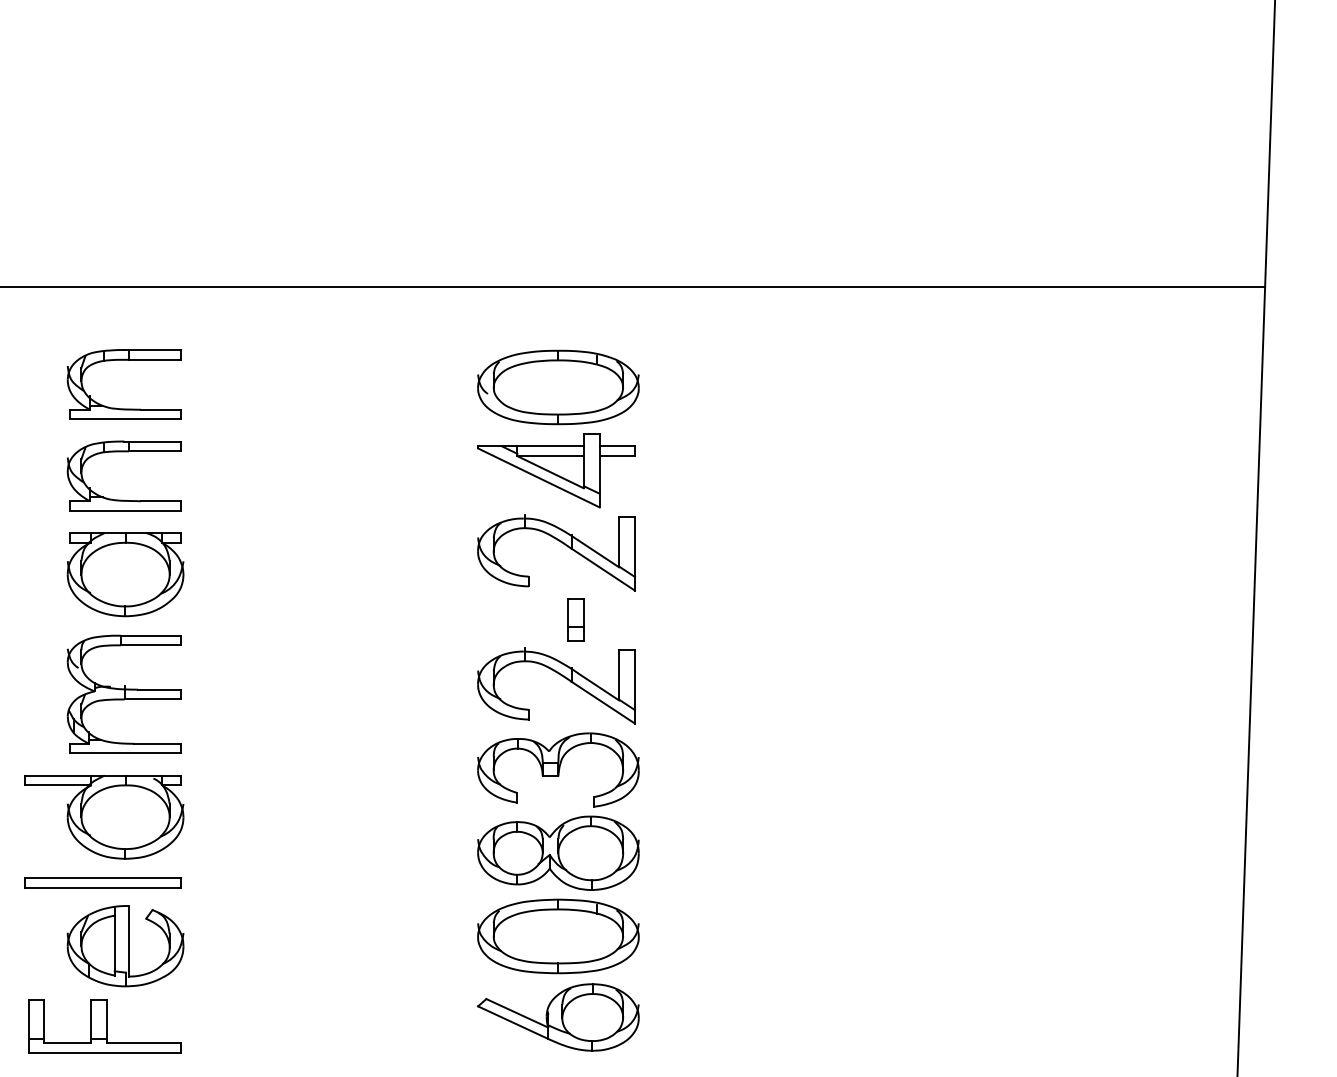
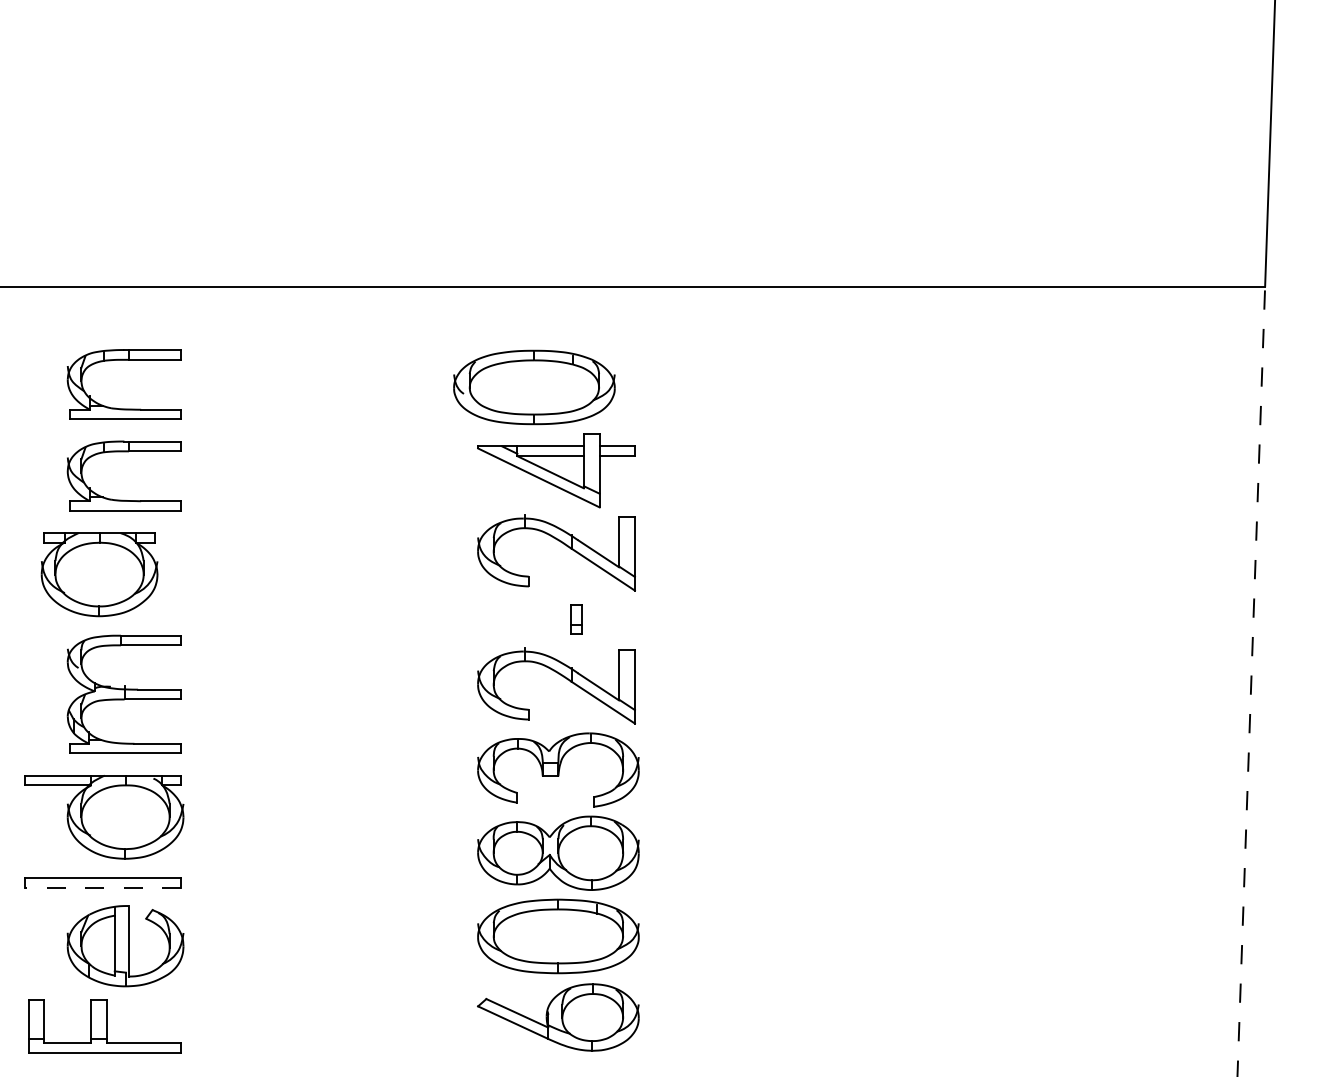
part position: (558, 387) -> (534, 387) (534, 387)
part position: (125, 574) -> (99, 574) (99, 574)
part size: 18x44 px -> 13x31 px (576, 619)
line: solid -> dashed (1251, 681)
line: solid -> dashed (102, 887)
